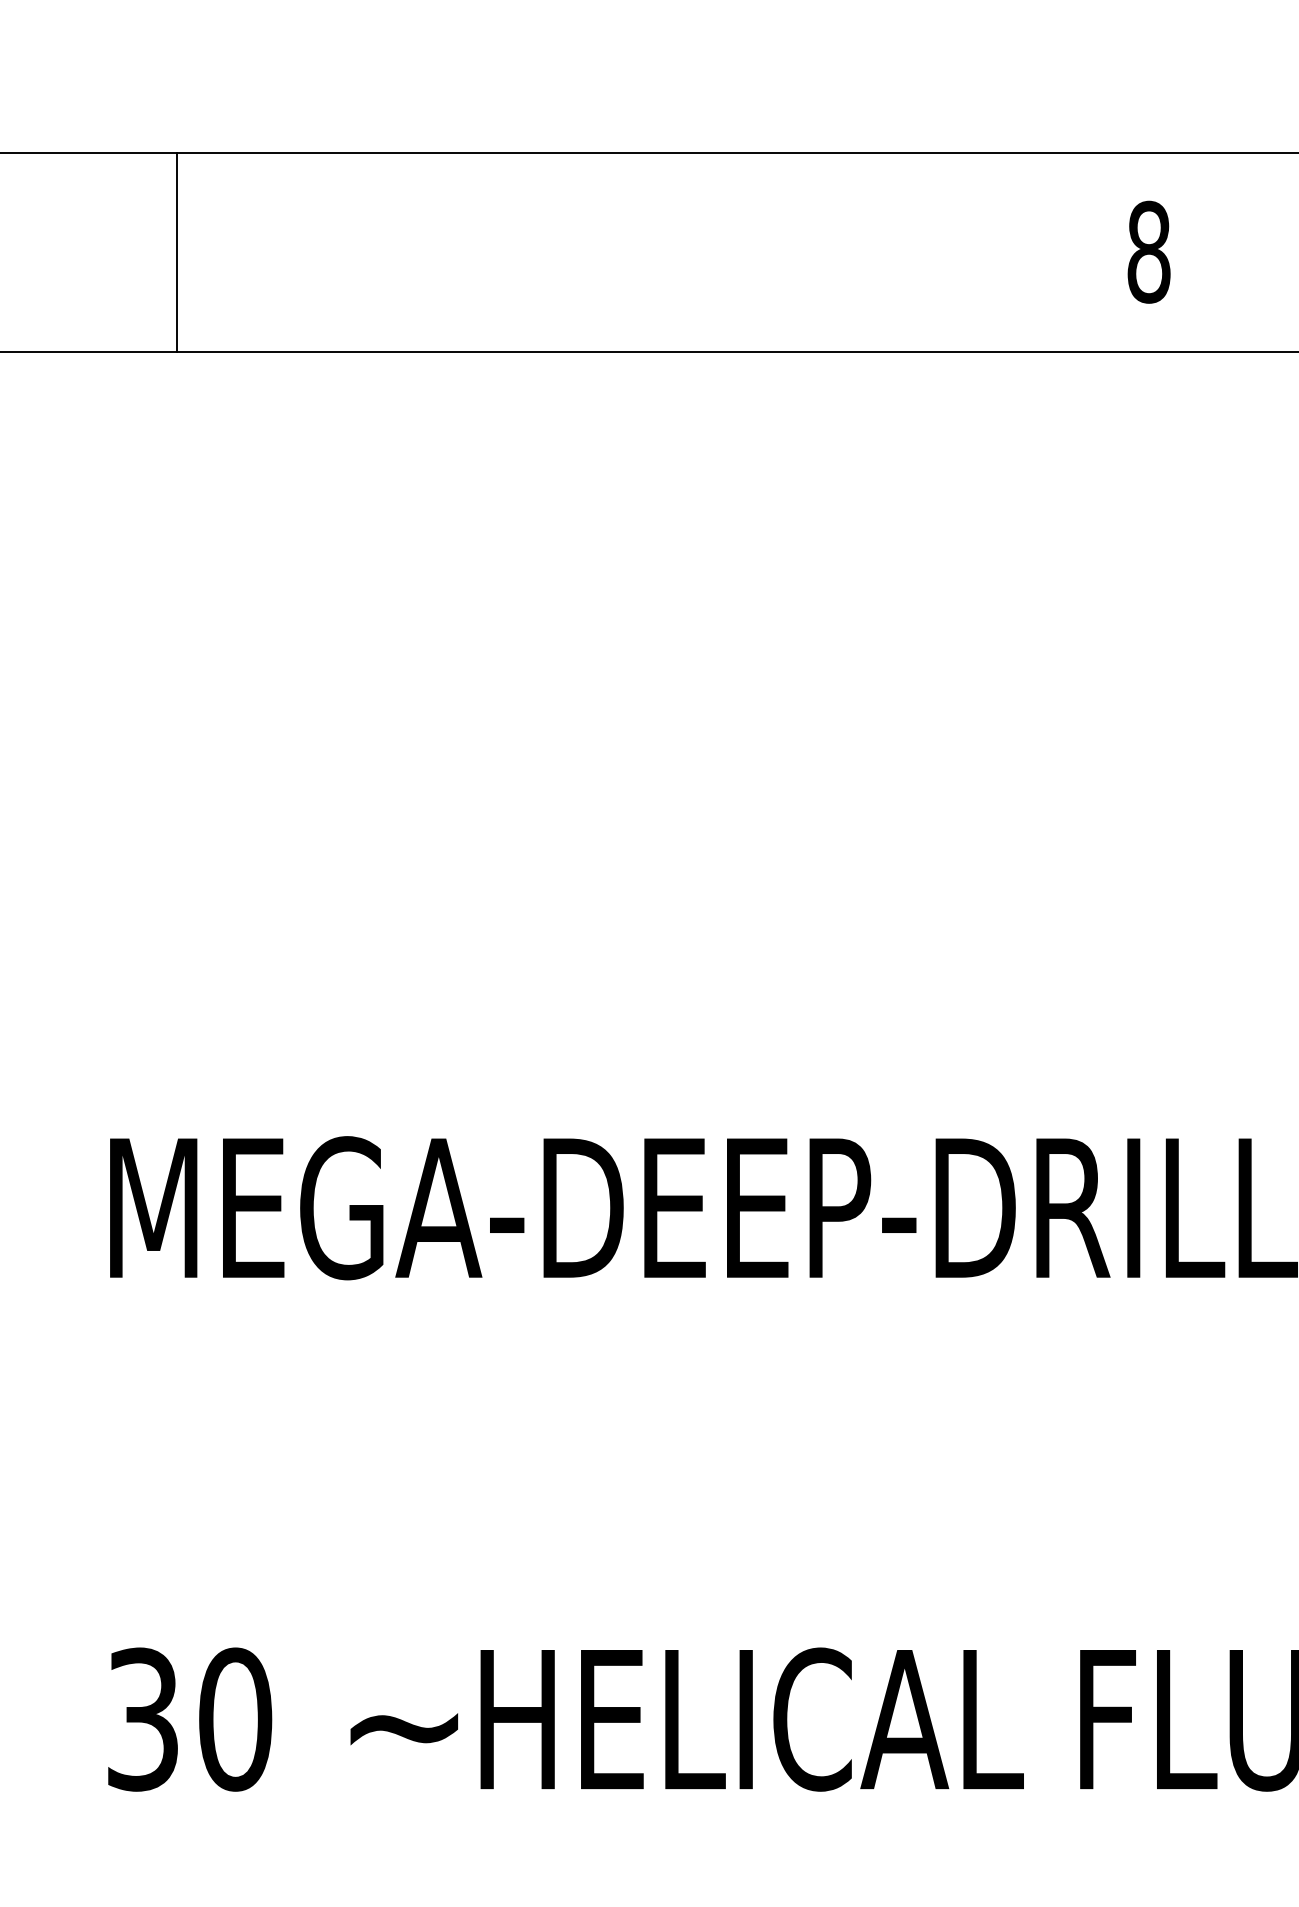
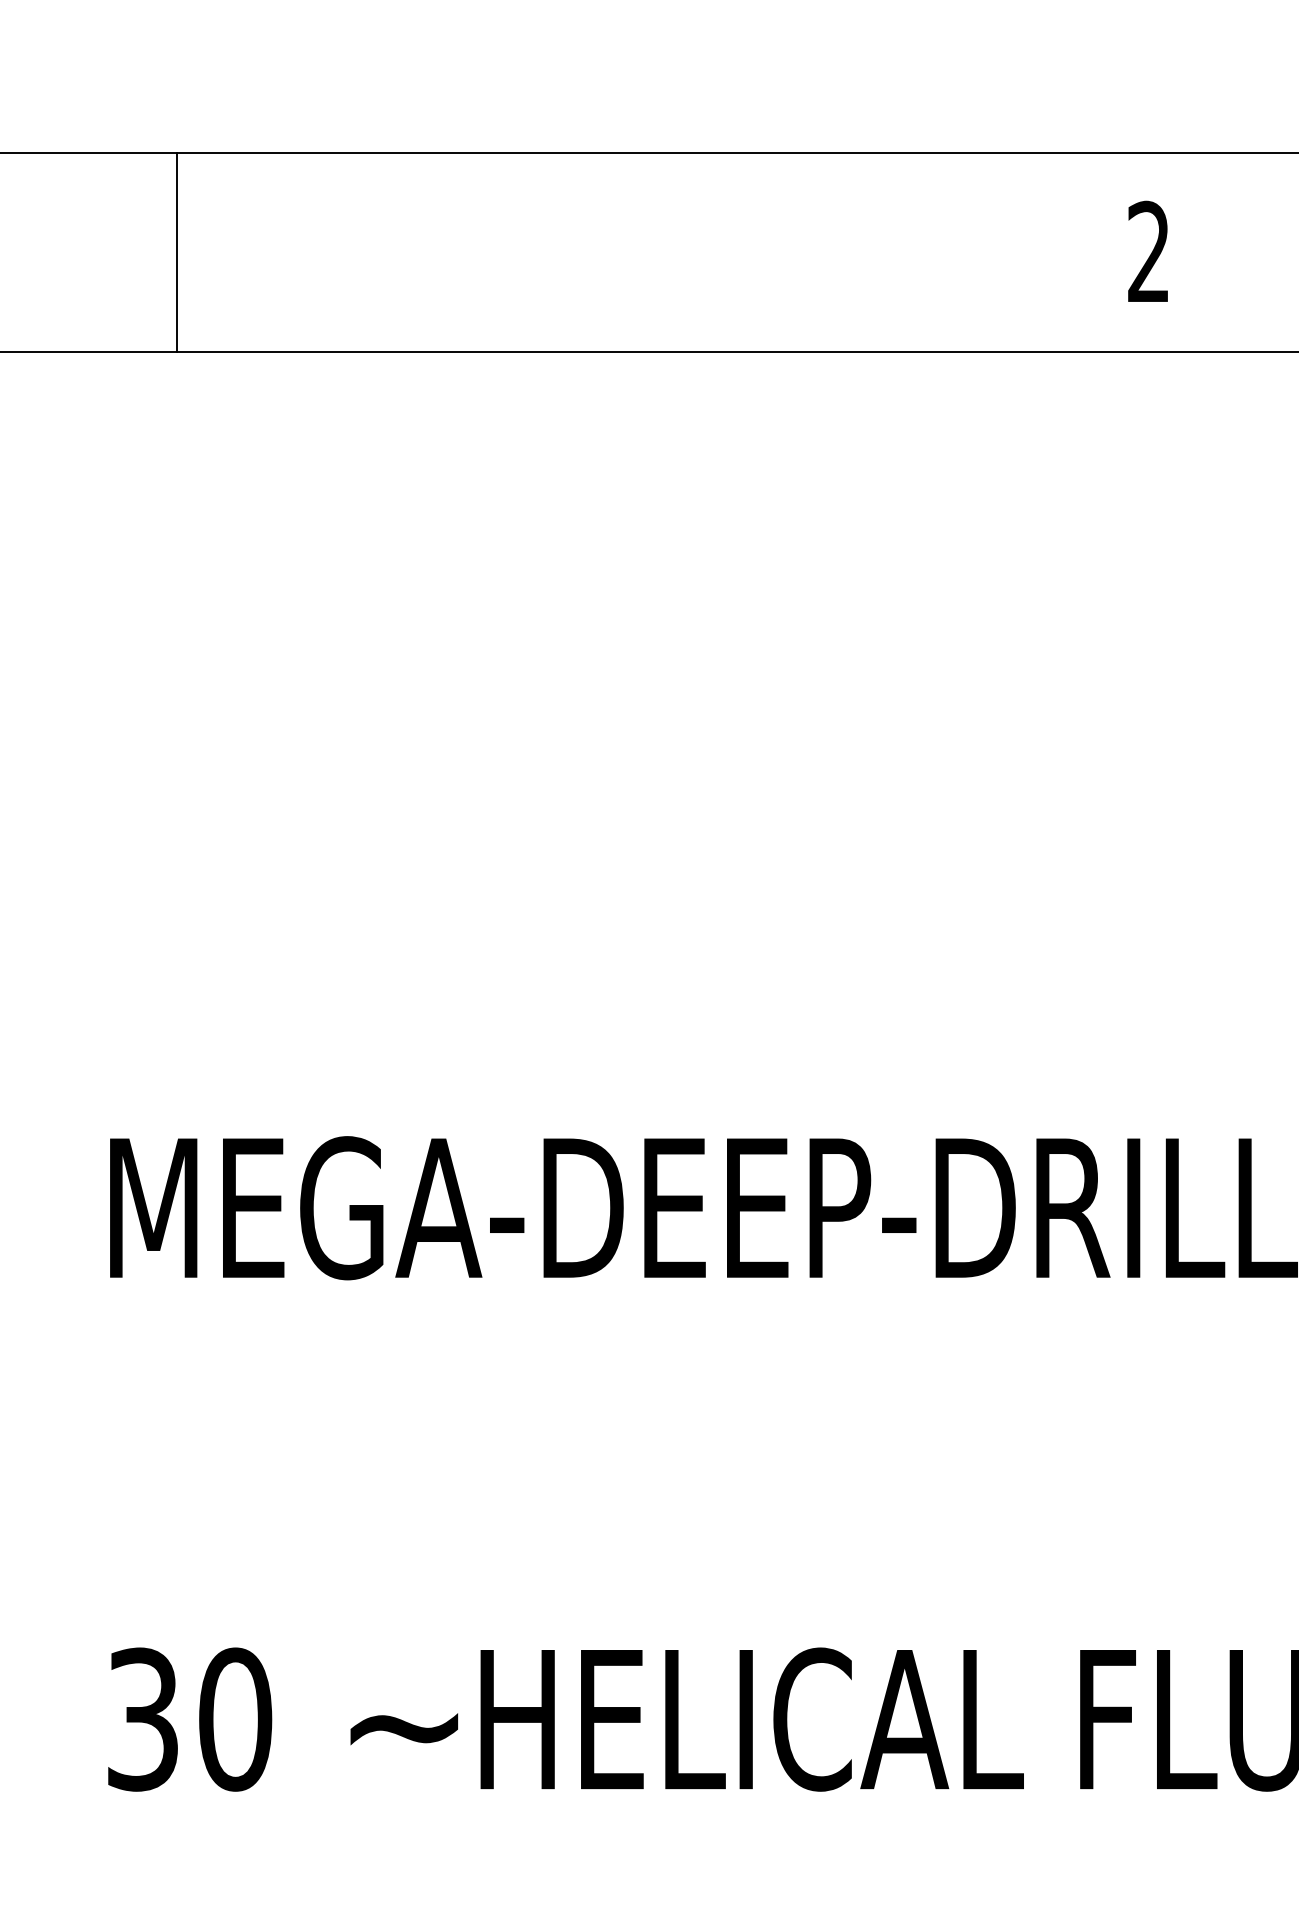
text: 8 -> 2 (1148, 251)
